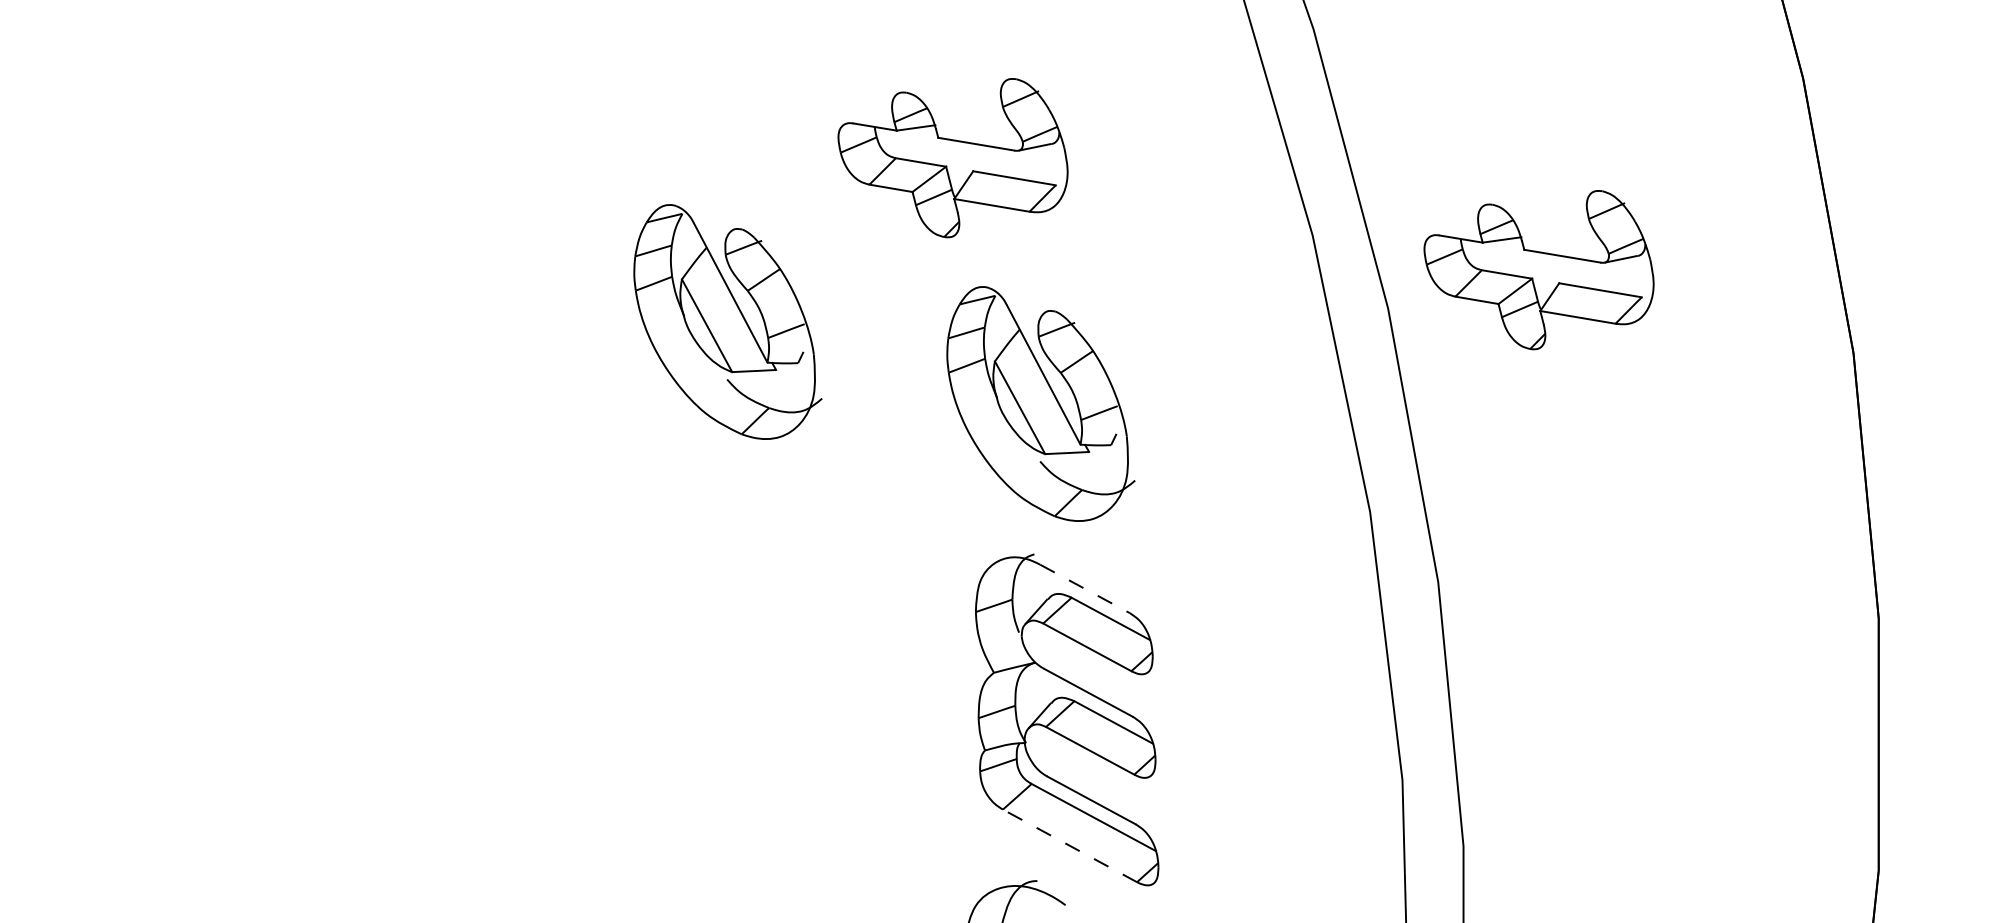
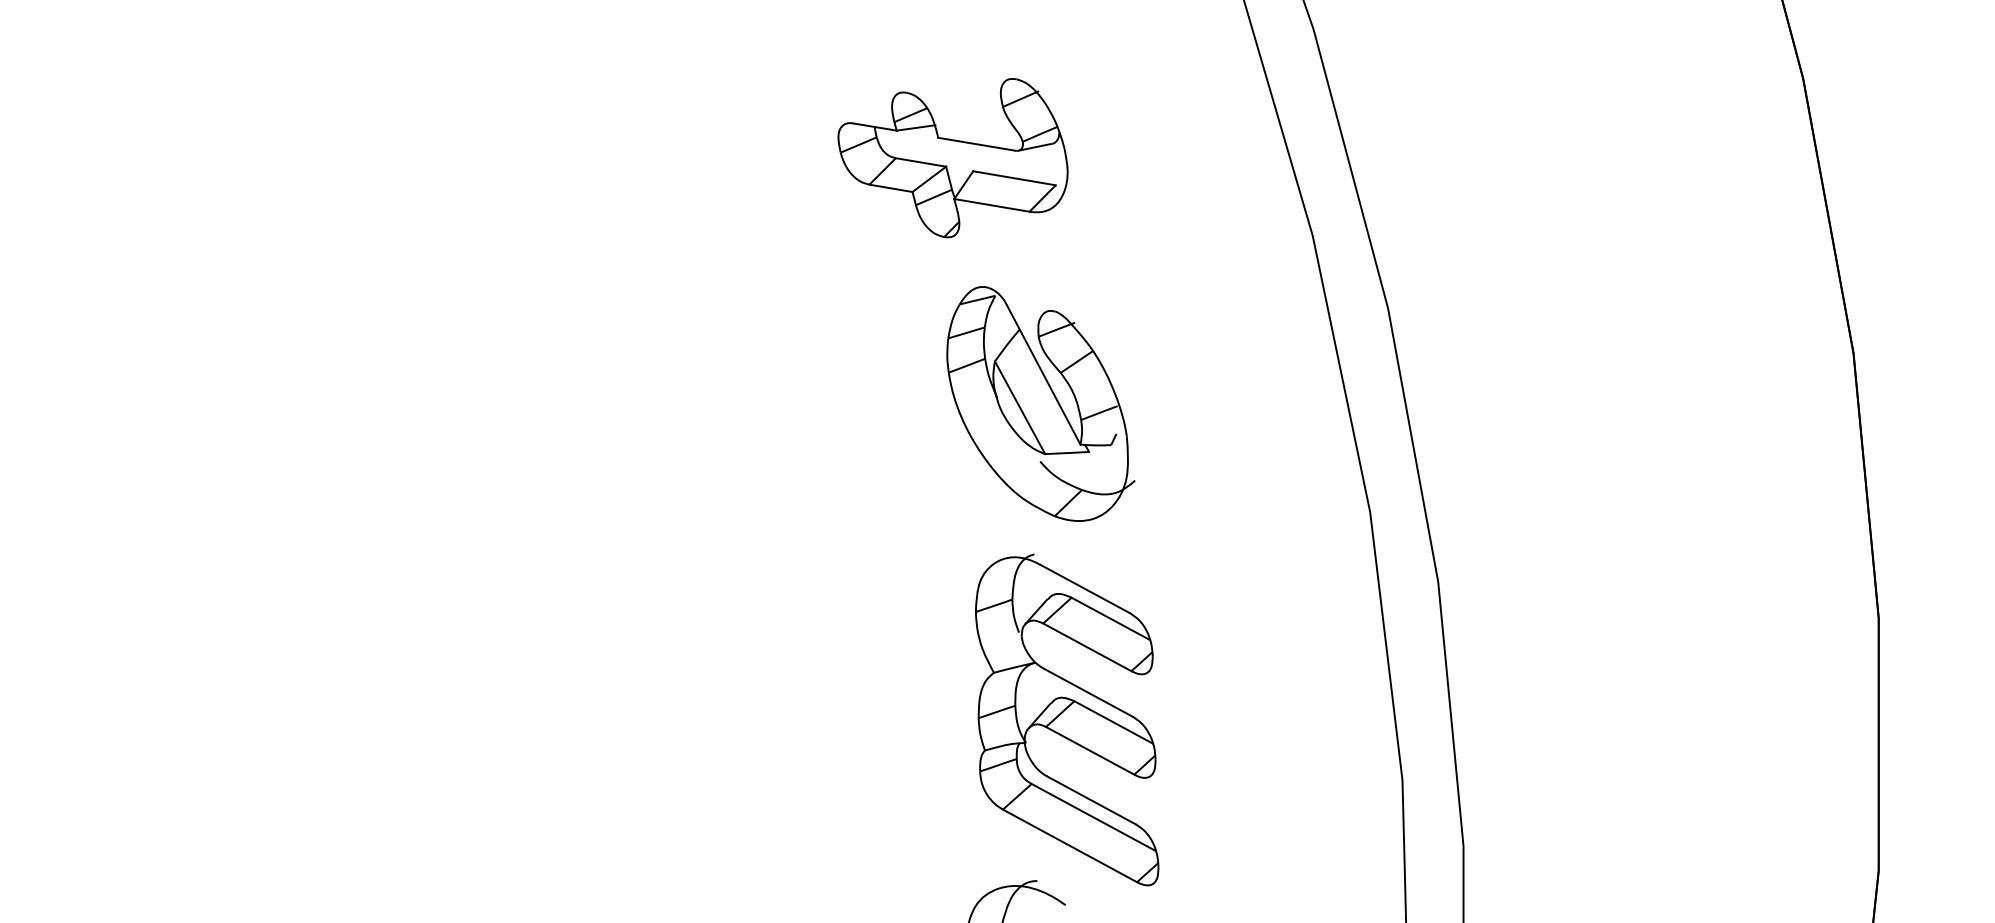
part: present -> none (1538, 270)
part: present -> none (727, 321)
line: dashed -> solid (1085, 588)
line: dashed -> solid (1069, 845)
